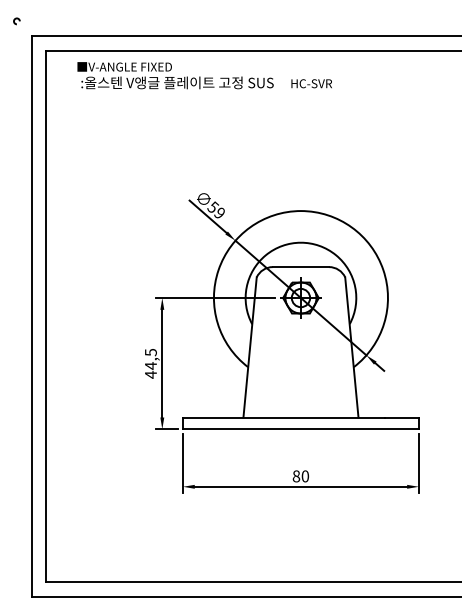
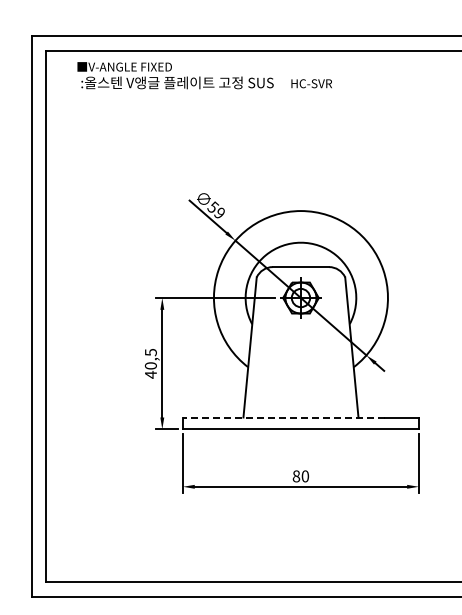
arc: present -> none (15, 20)
text: 44,5 -> 40,5 (150, 365)
line: solid -> dashed (283, 417)
